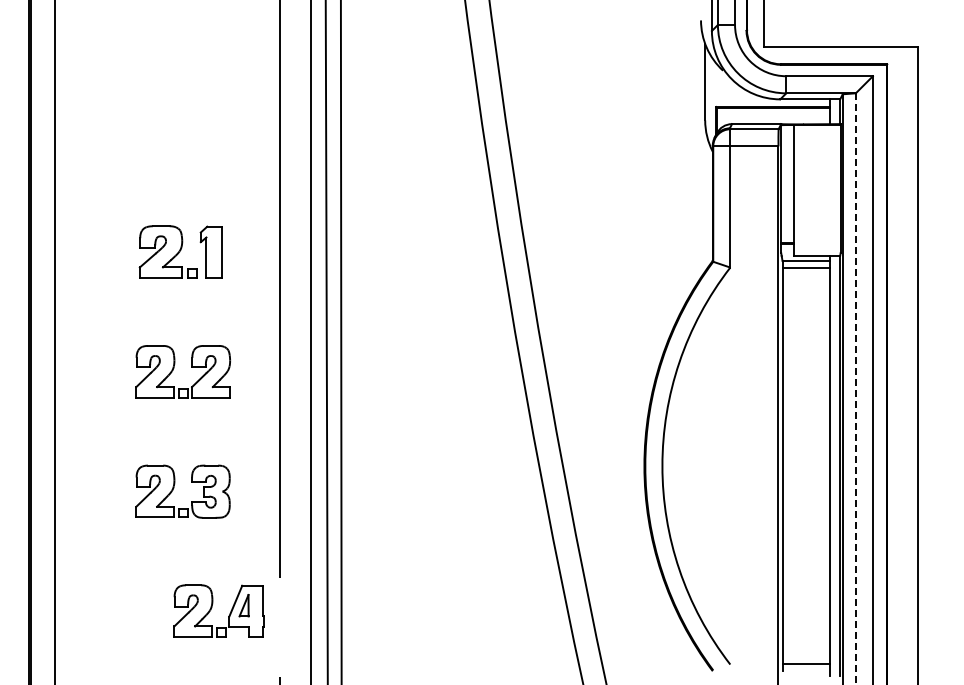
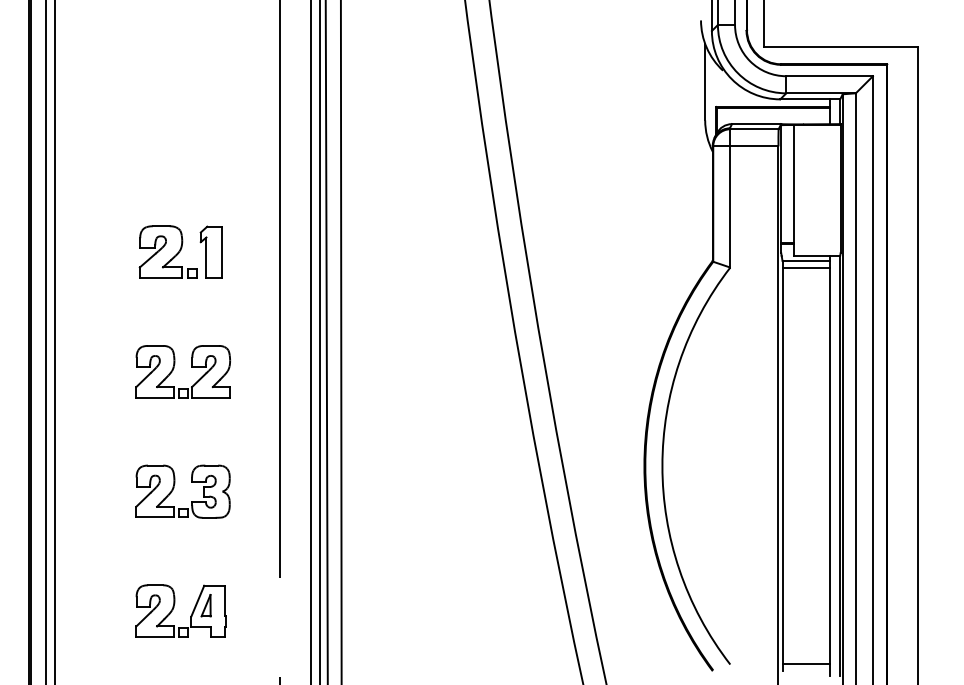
line: none -> present (46, 341)
line: none -> present (319, 341)
line: dashed -> solid (856, 388)
part position: (212, 607) -> (174, 607) (174, 607)
